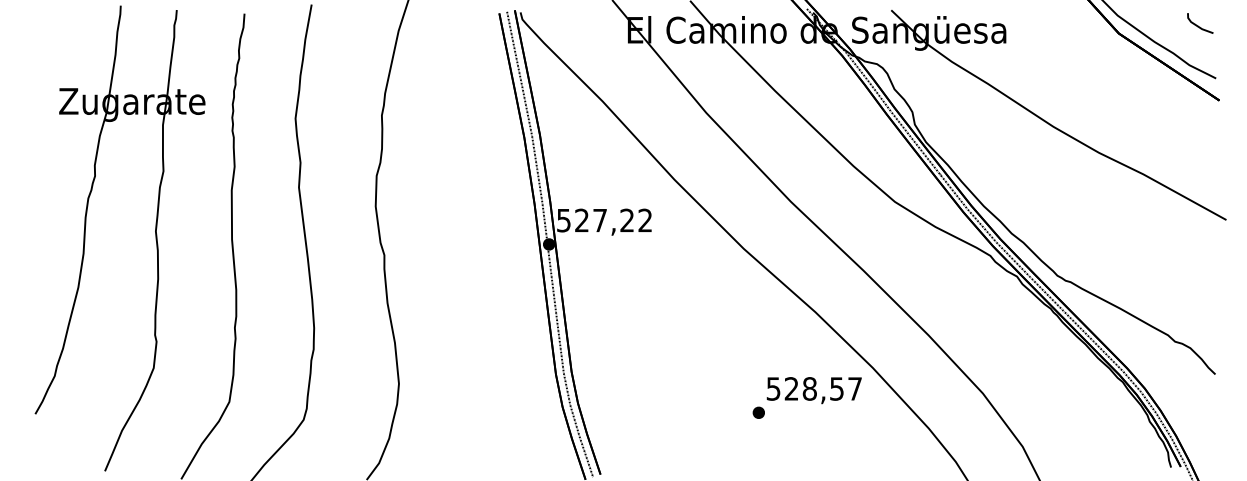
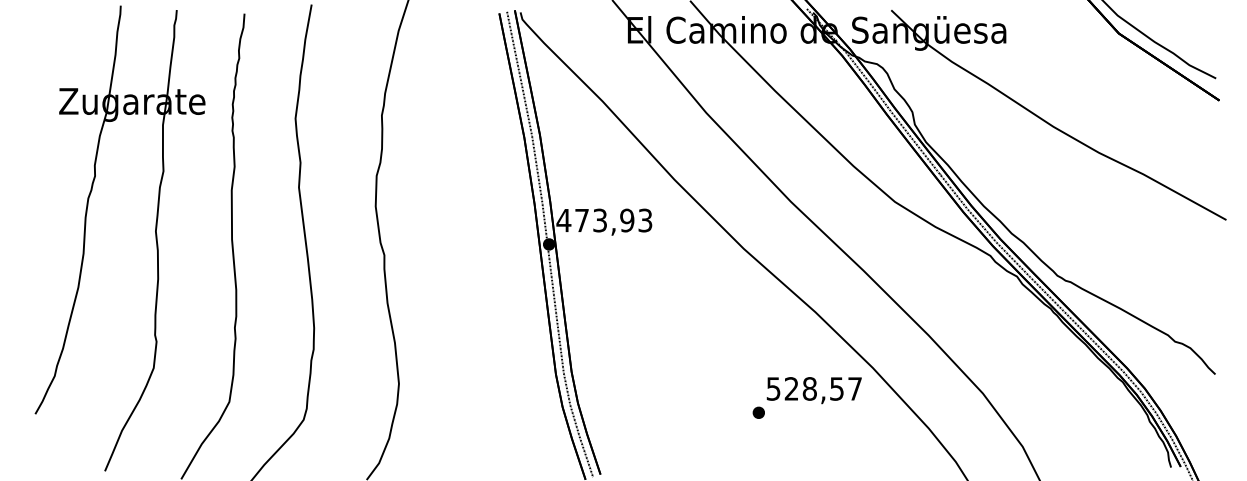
part: present -> none (1200, 23)
text: 527,22 -> 473,93 (604, 220)
